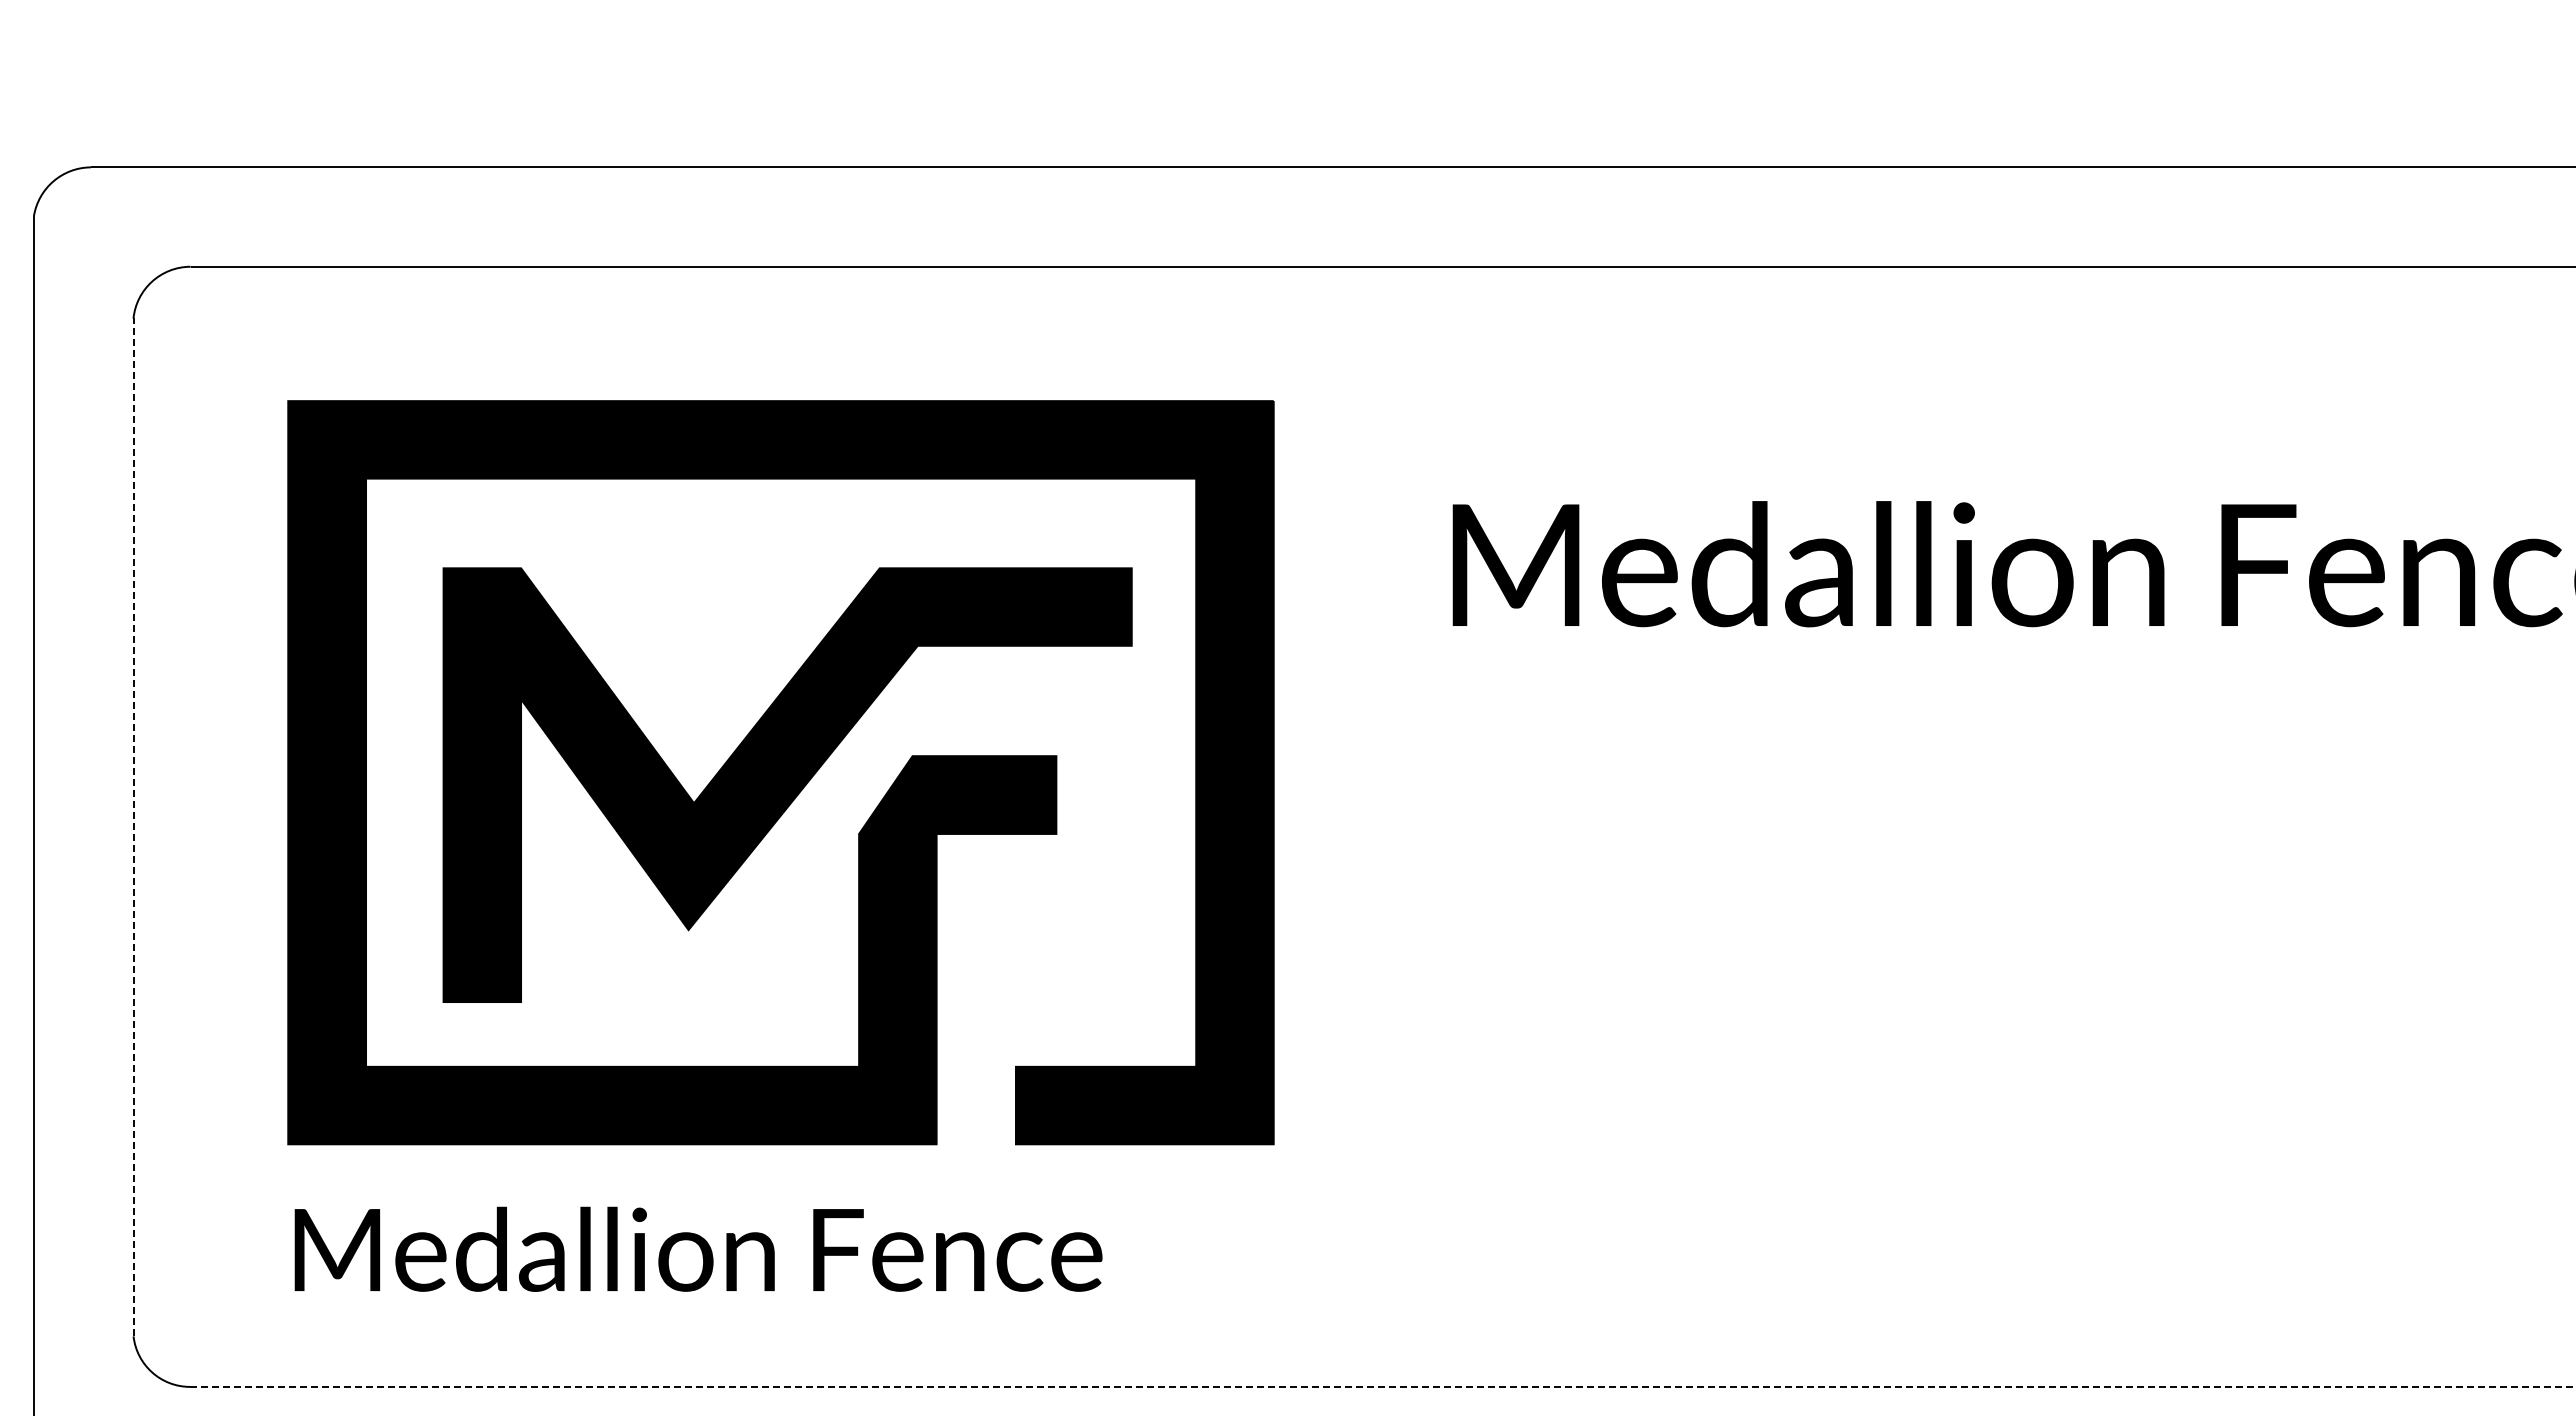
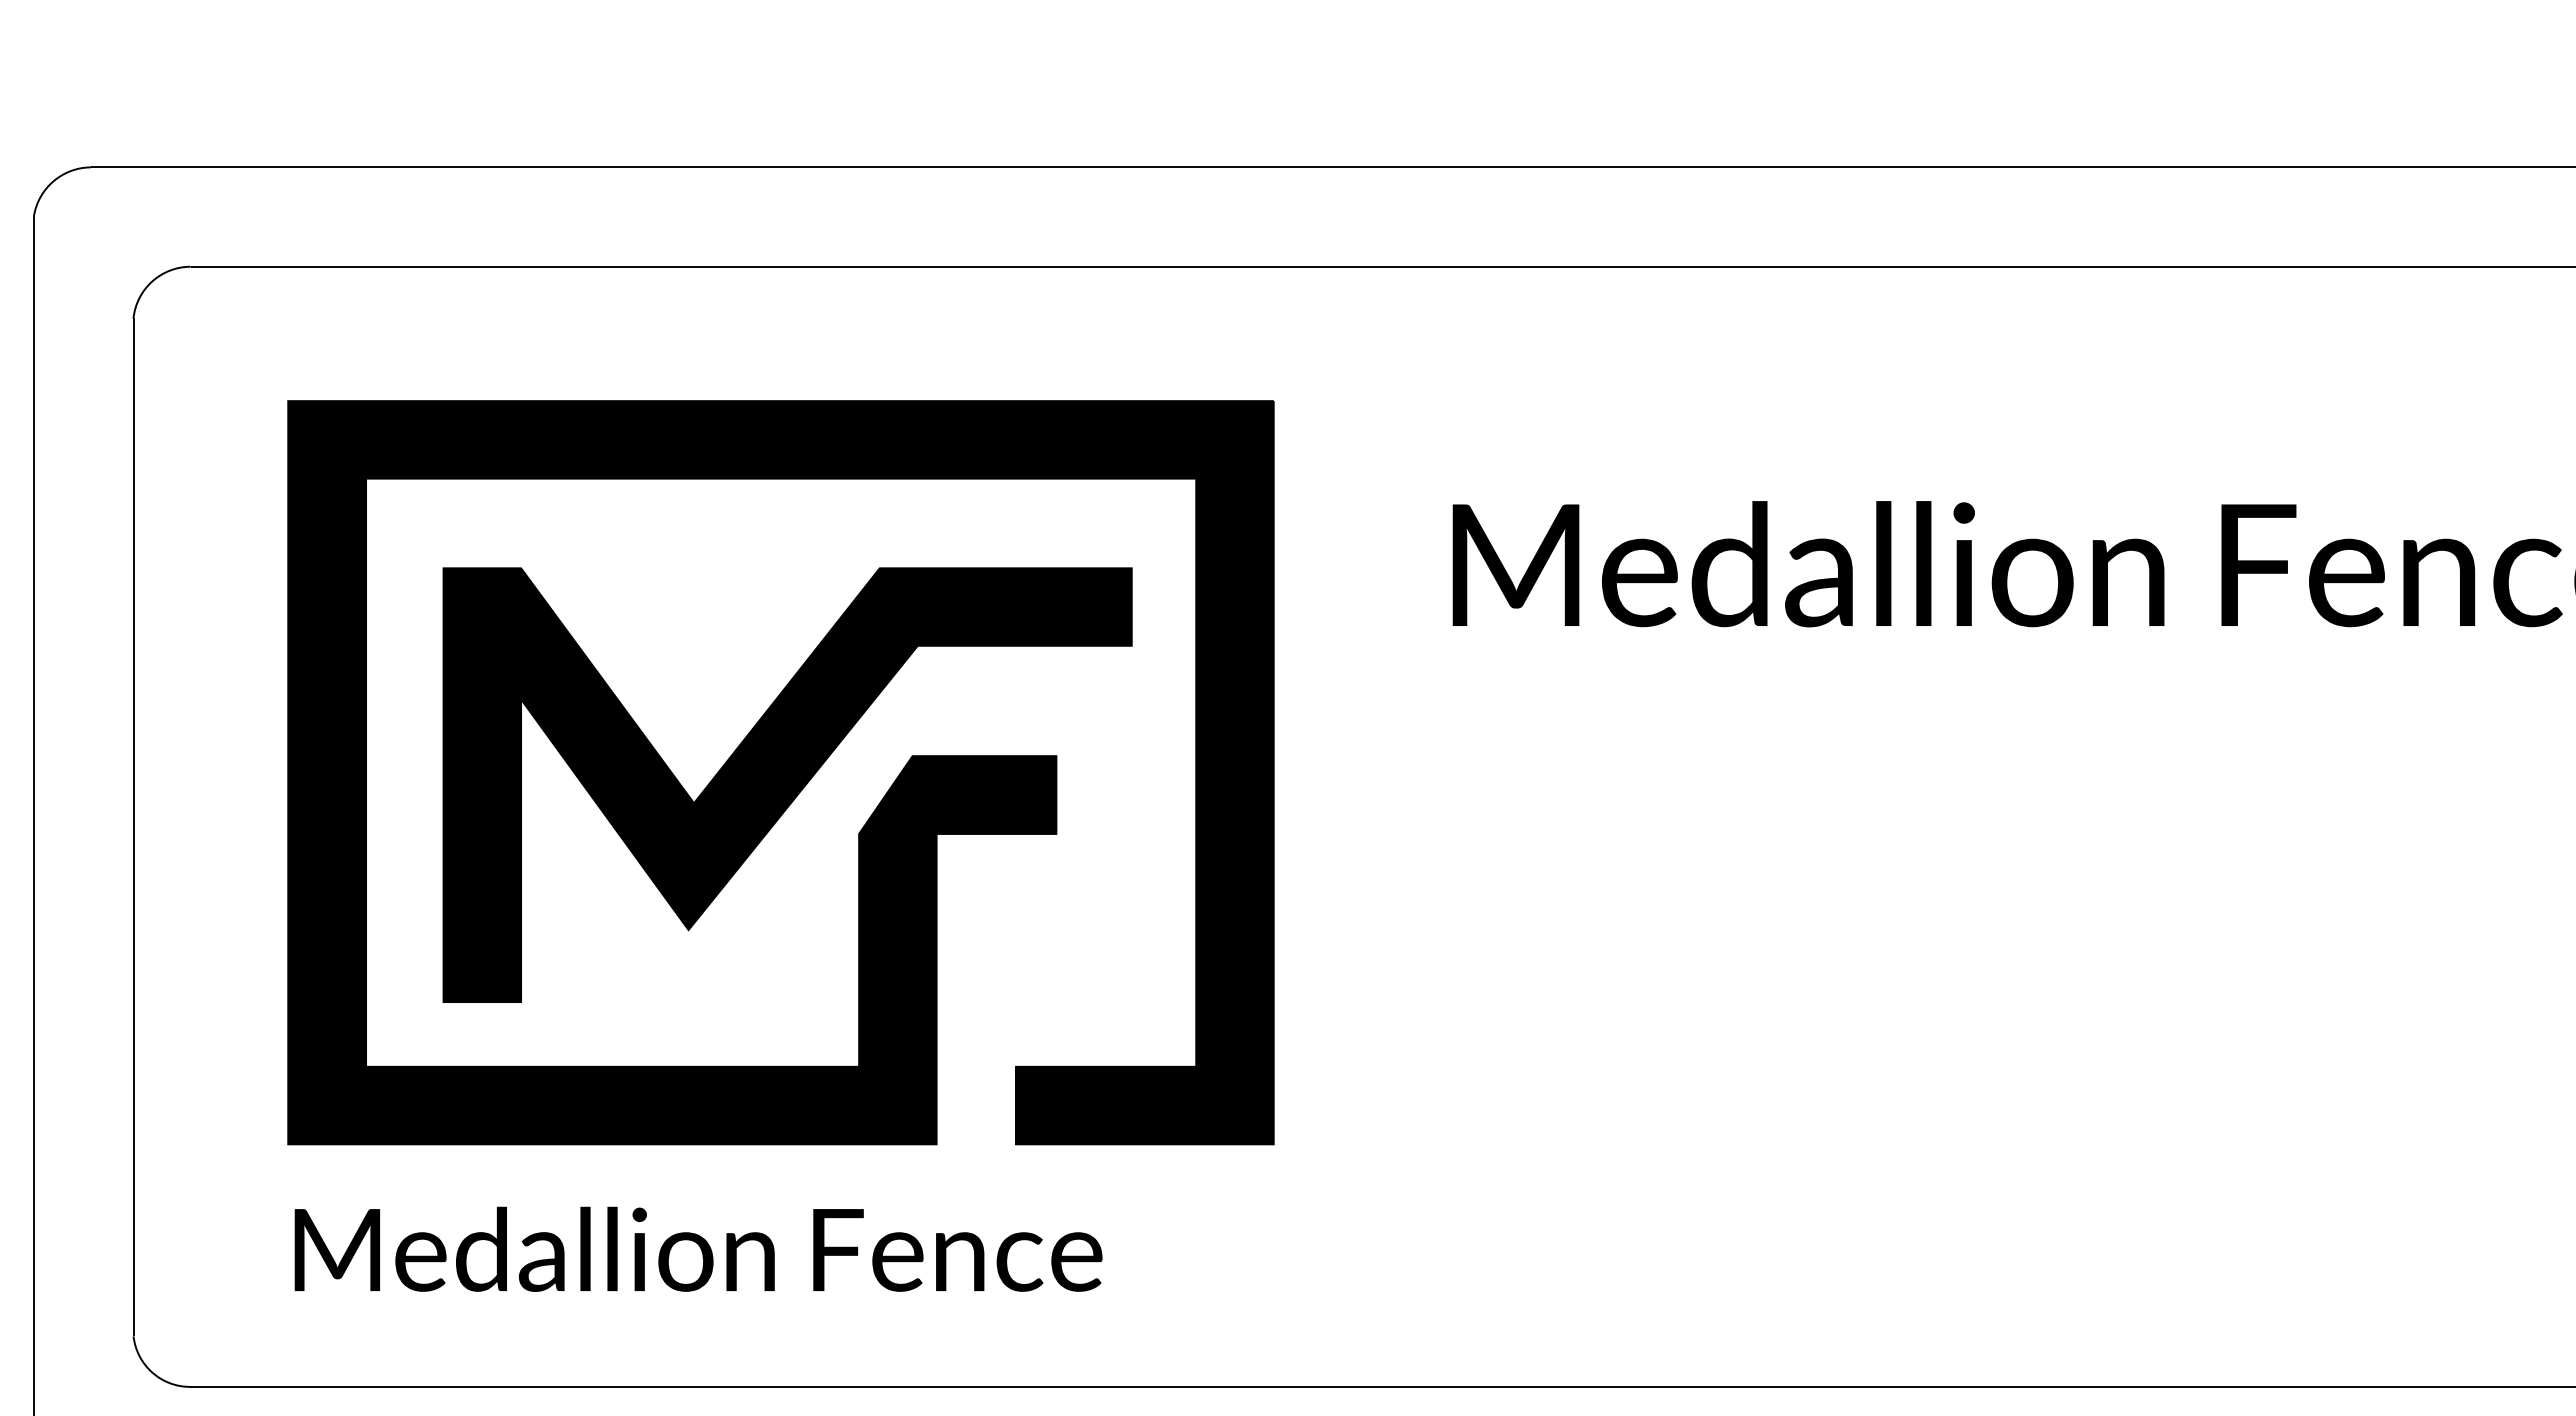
line: dashed -> solid (133, 826)
line: dashed -> solid (1382, 1386)
